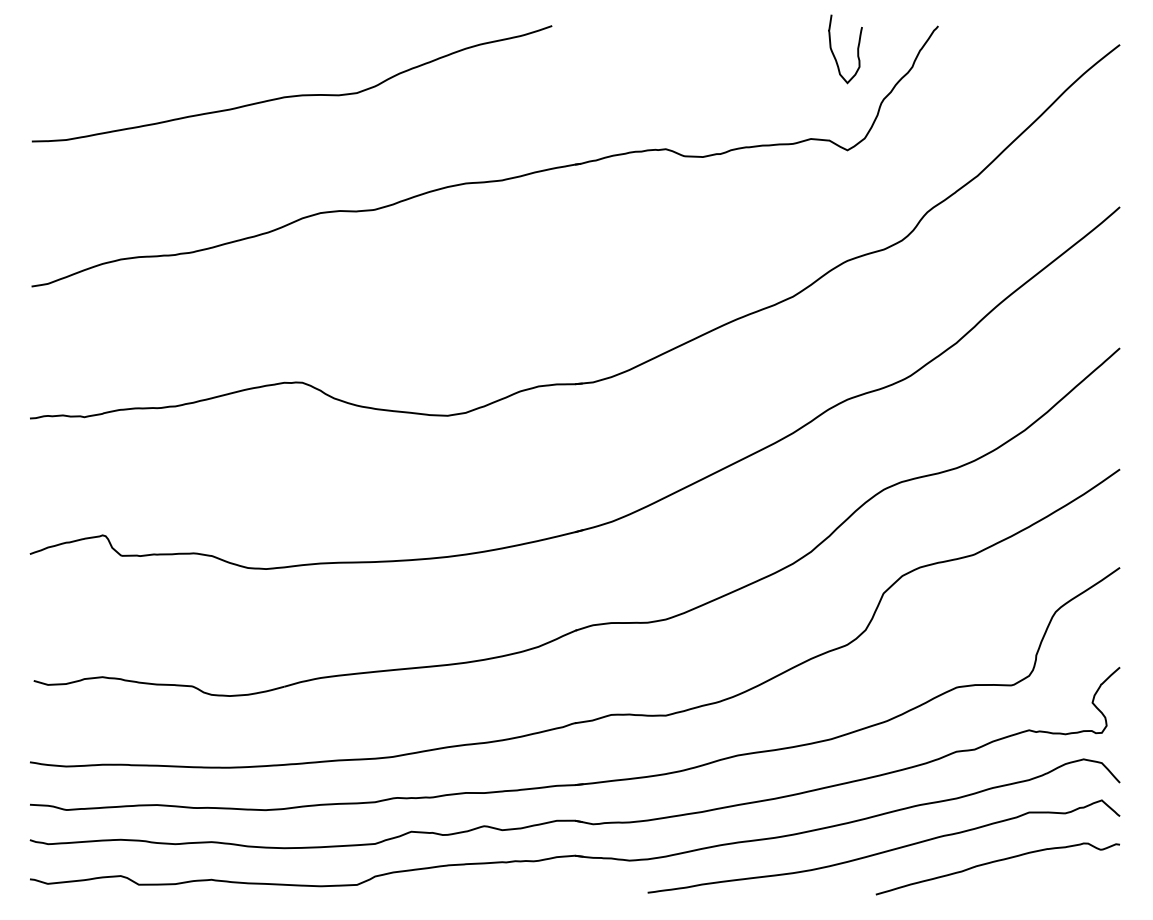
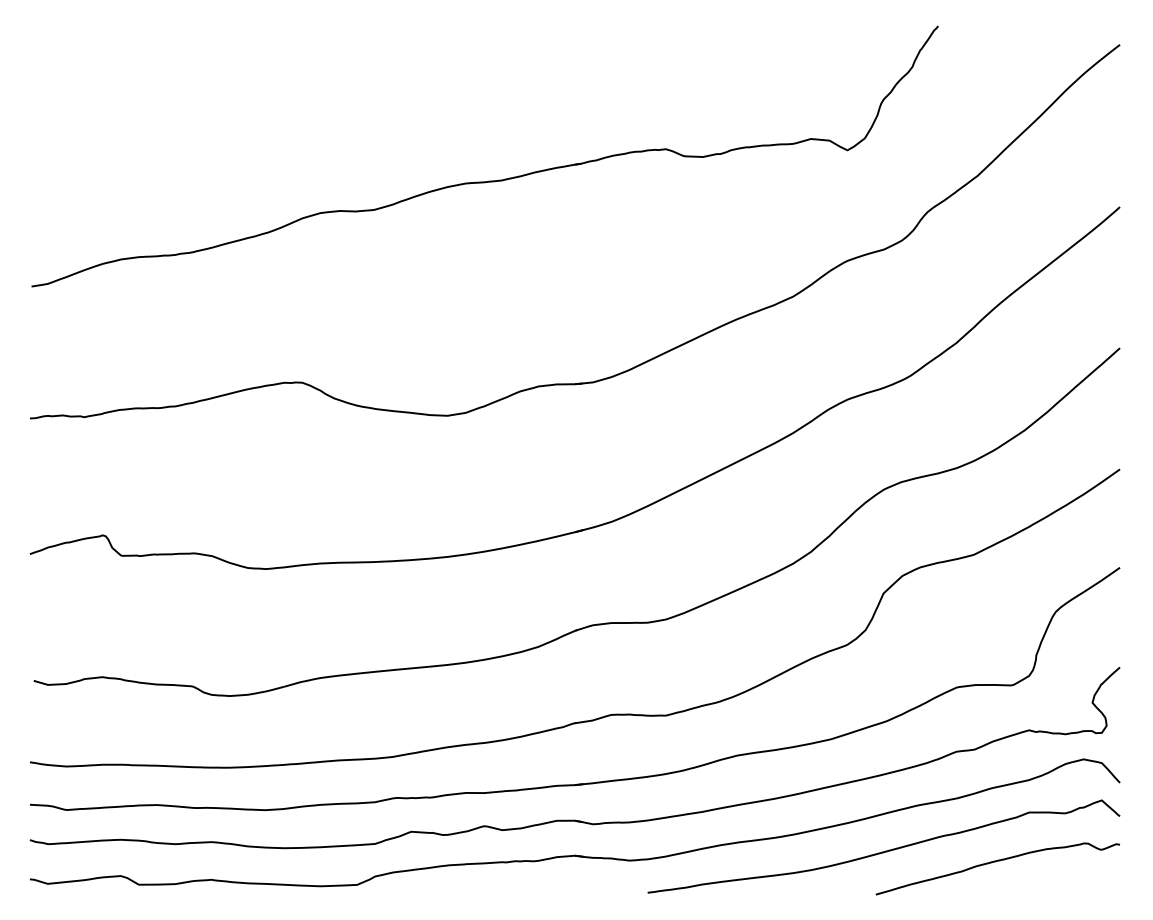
curve: present -> none (857, 49)
curve: present -> none (291, 95)
